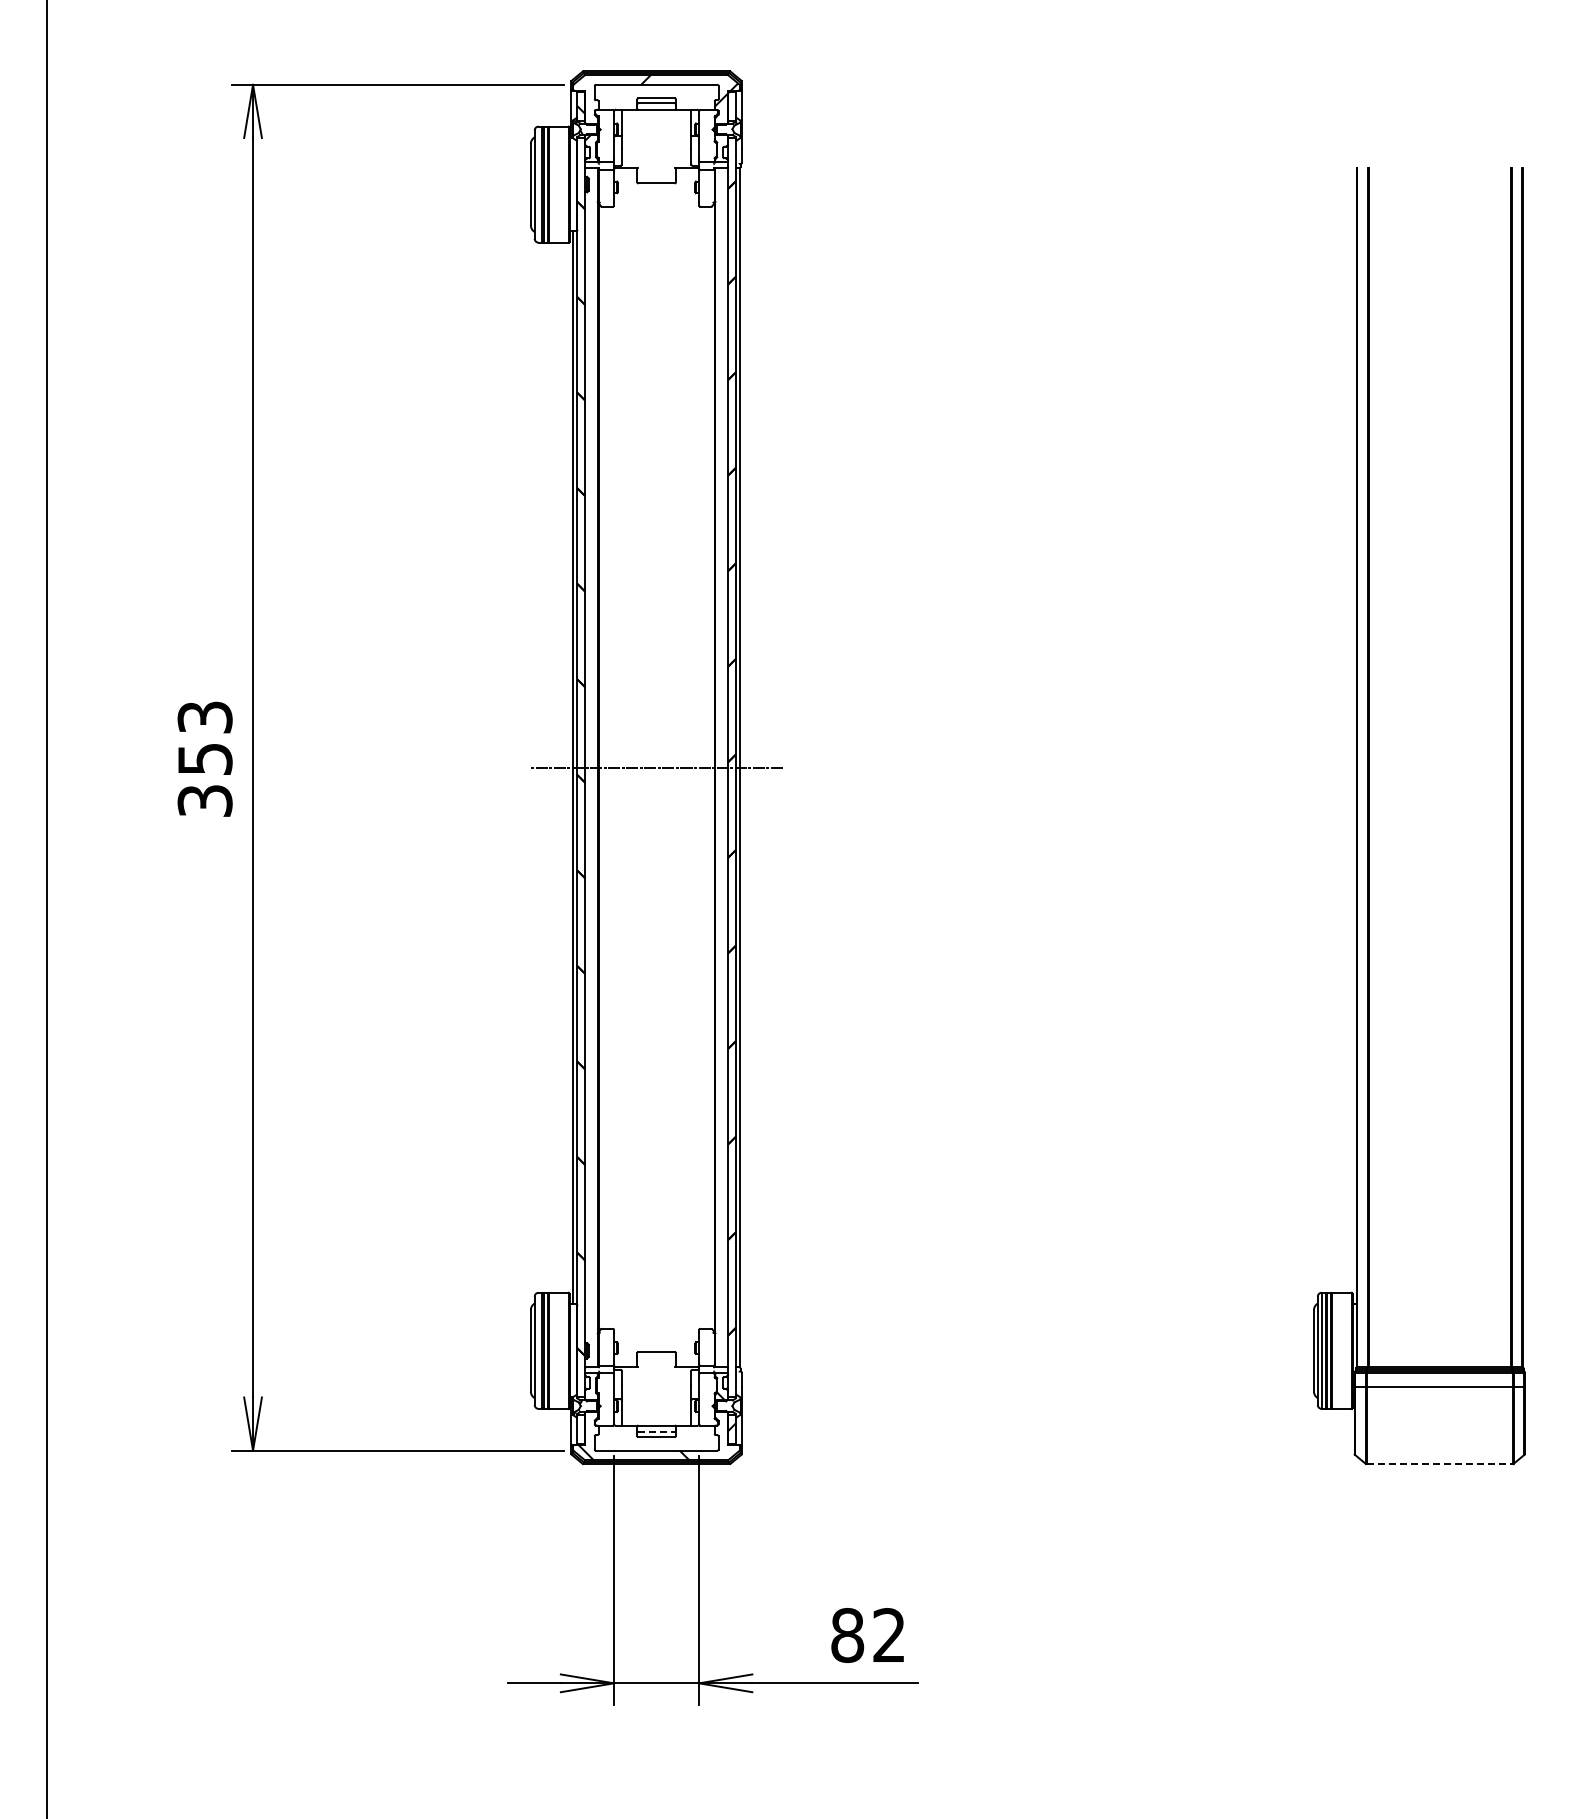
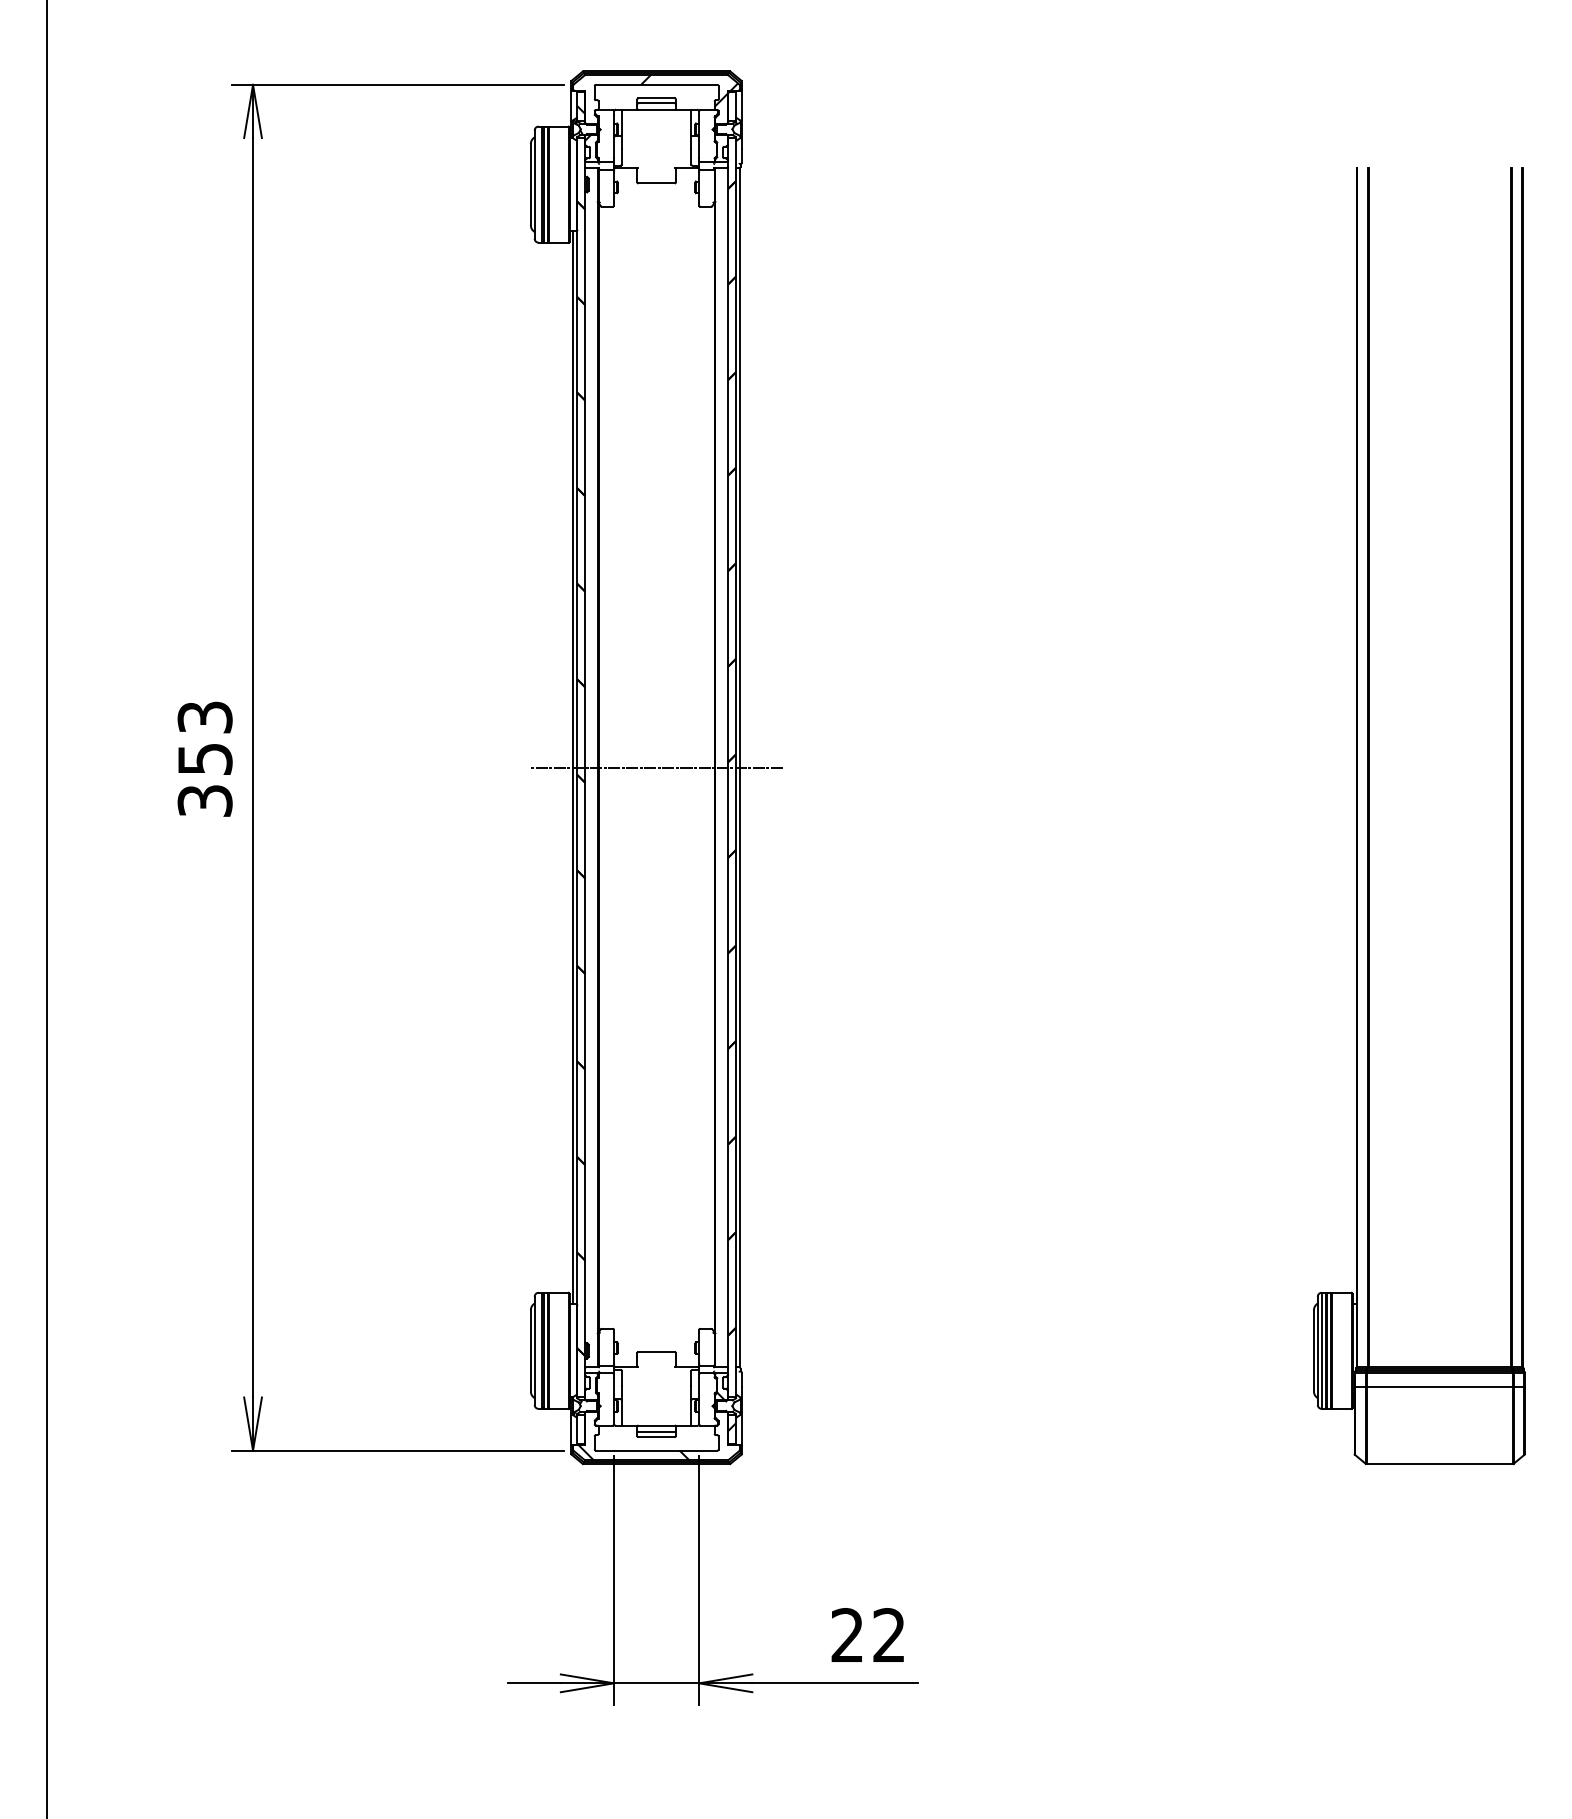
line: dashed -> solid (657, 1432)
line: dashed -> solid (1440, 1464)
text: 82 -> 22 (847, 1635)
